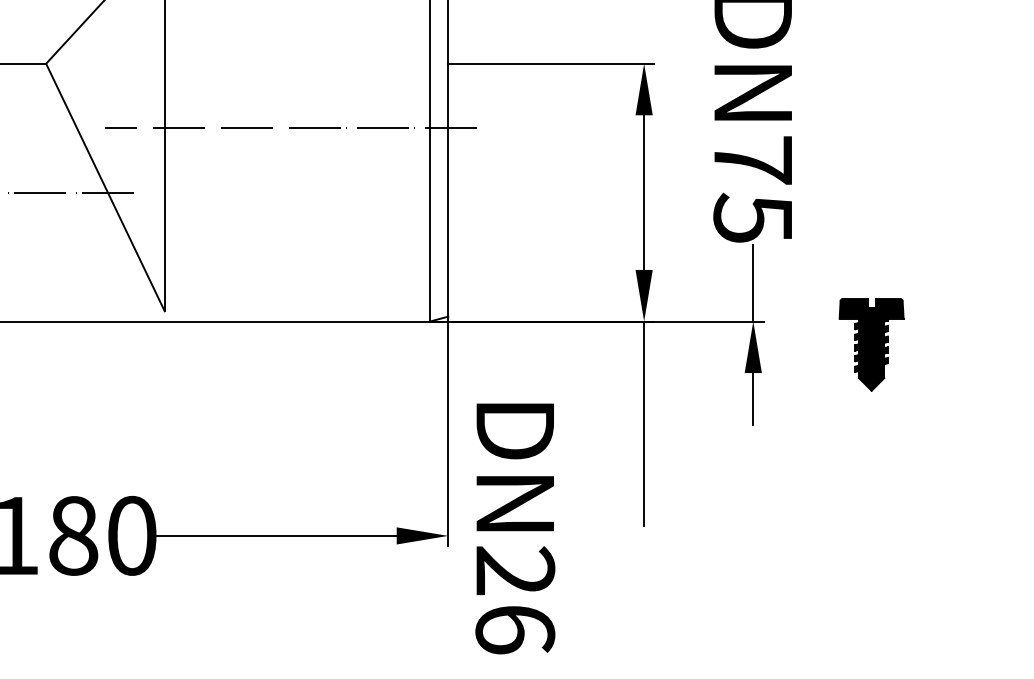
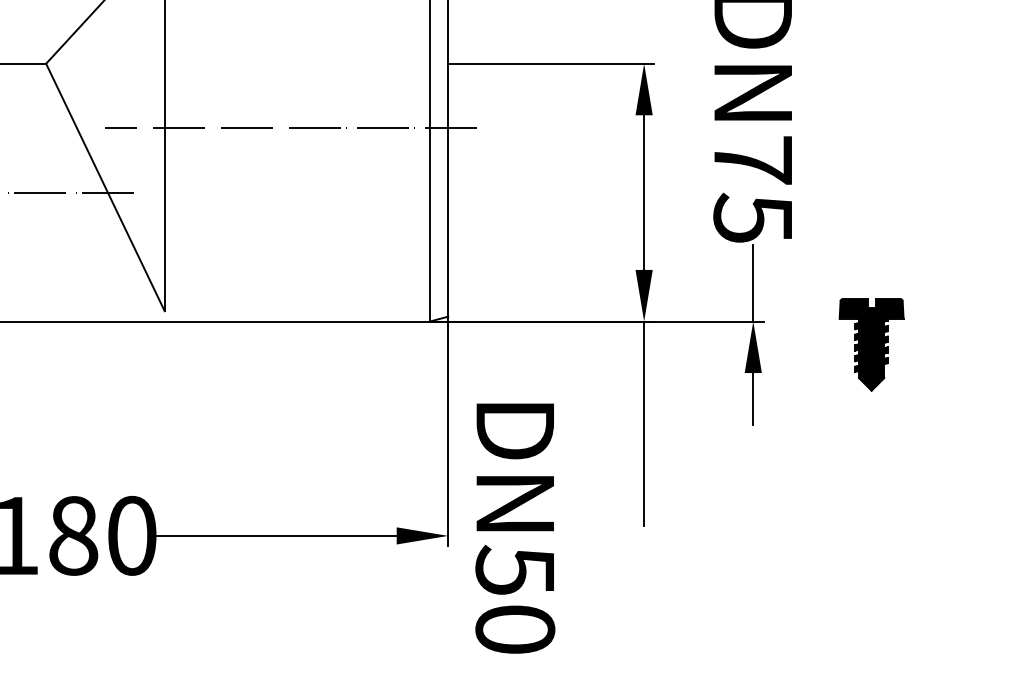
text: DN26 -> DN50 (515, 599)
